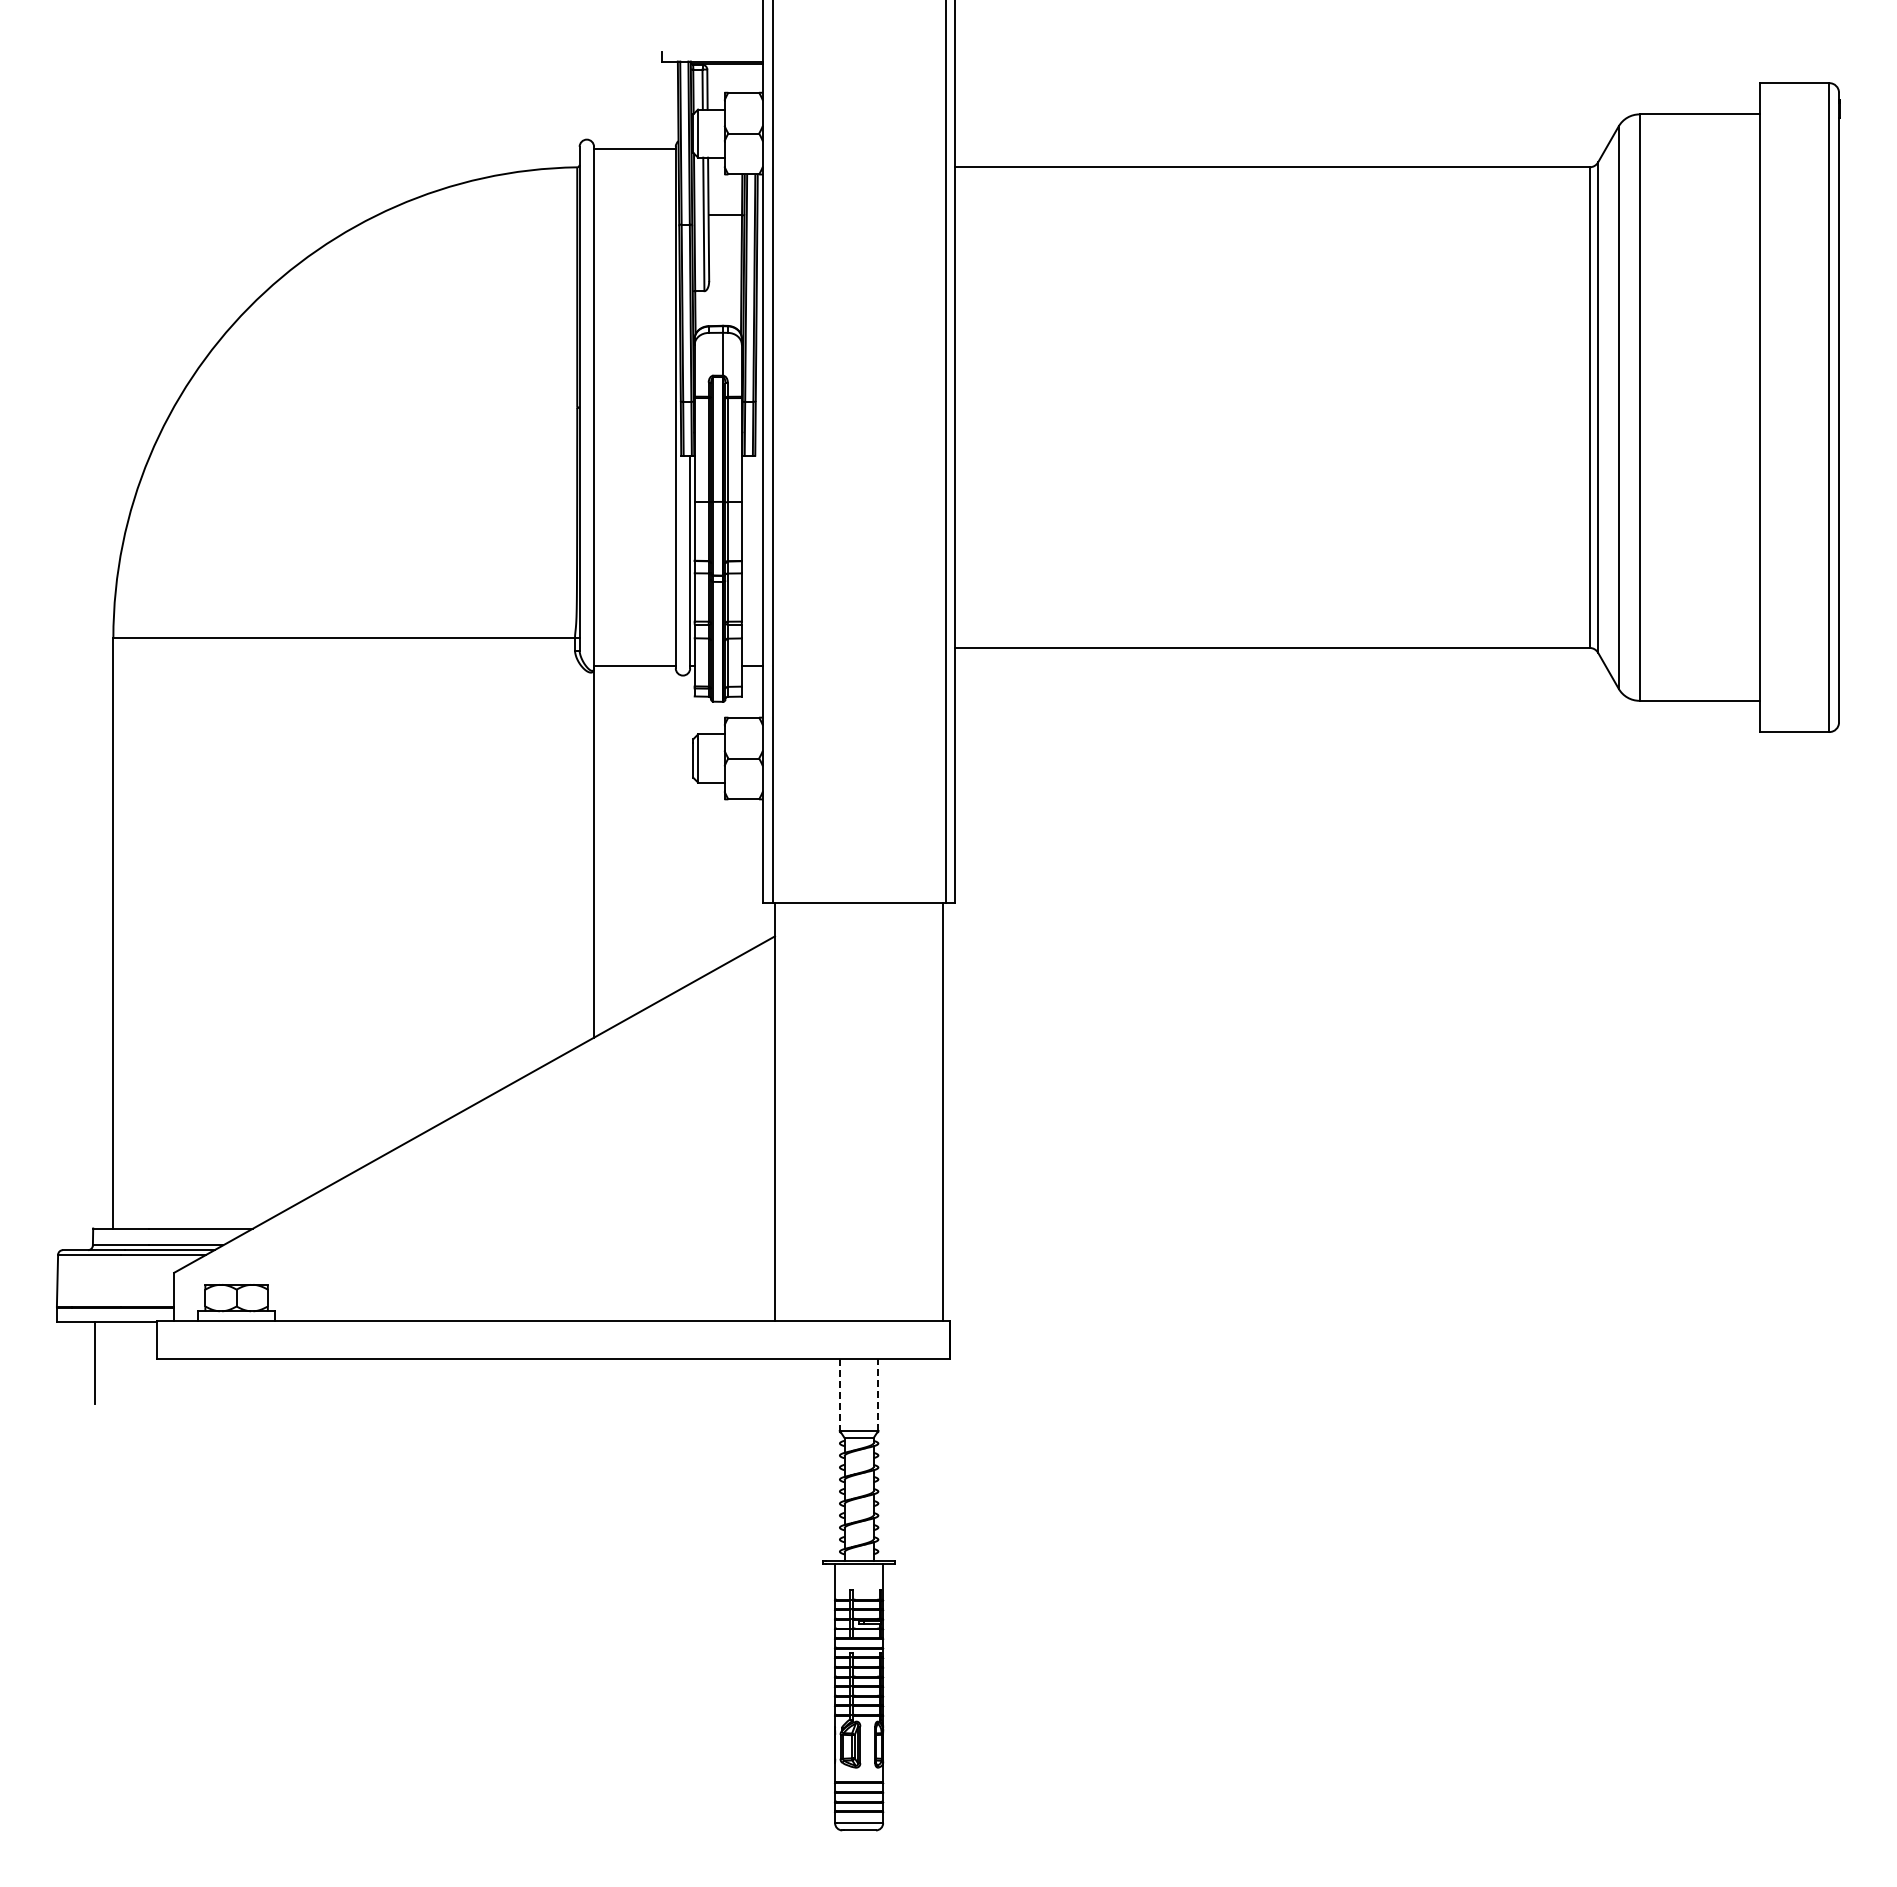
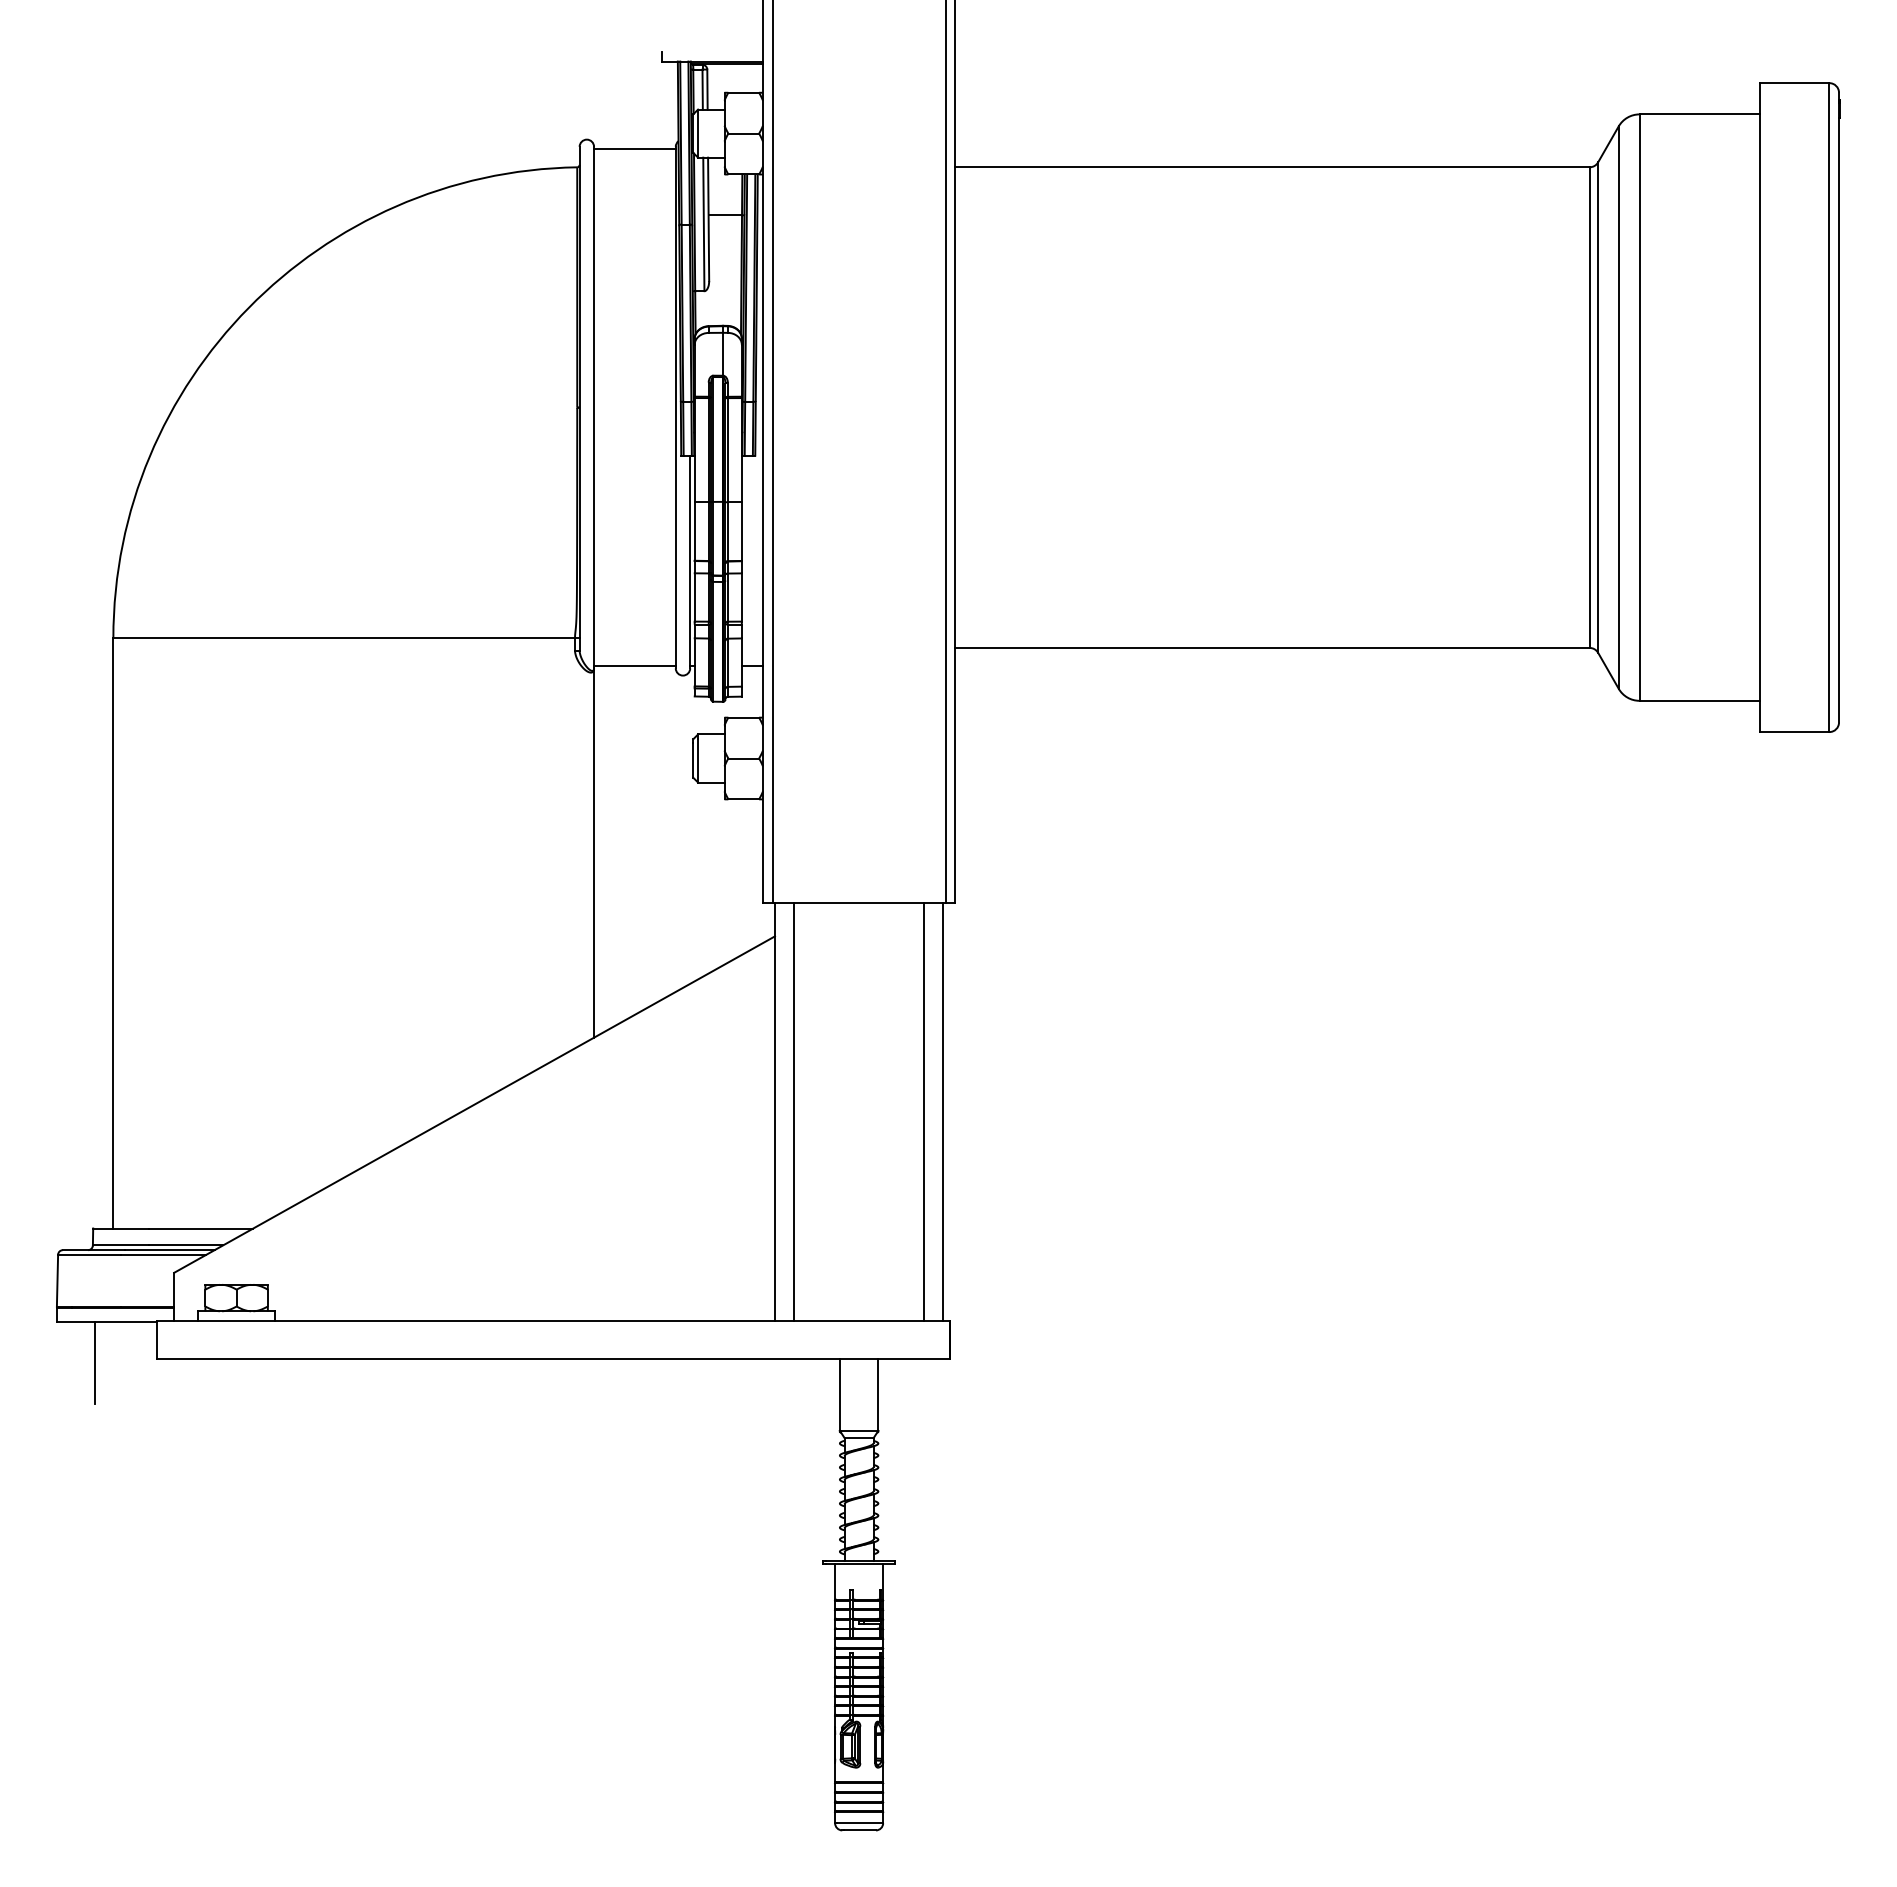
line: none -> present (794, 1111)
line: none -> present (924, 1111)
line: dashed -> solid (839, 1395)
line: dashed -> solid (878, 1395)
